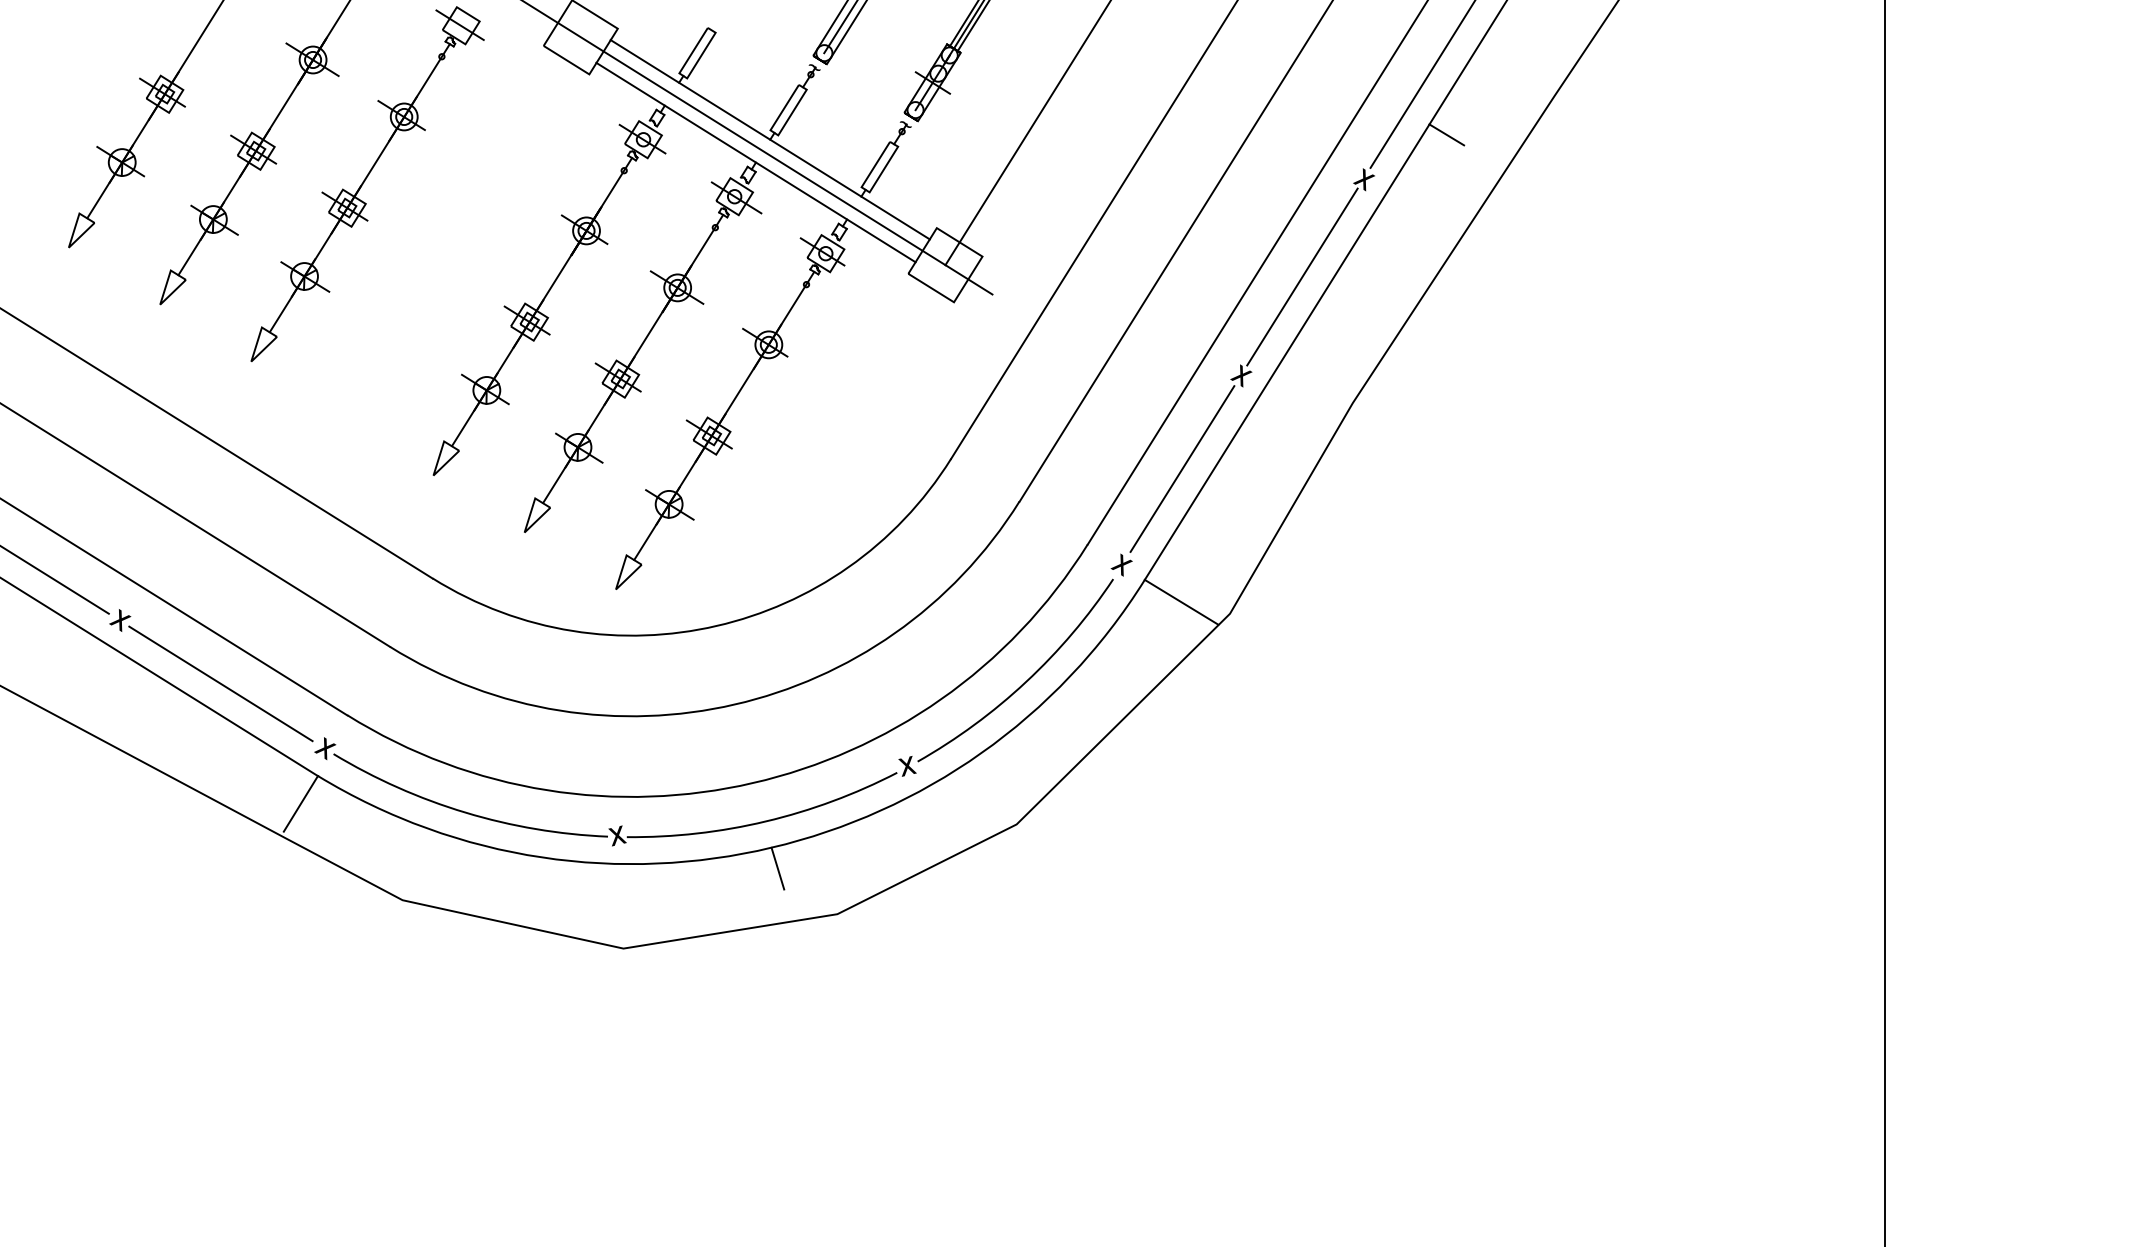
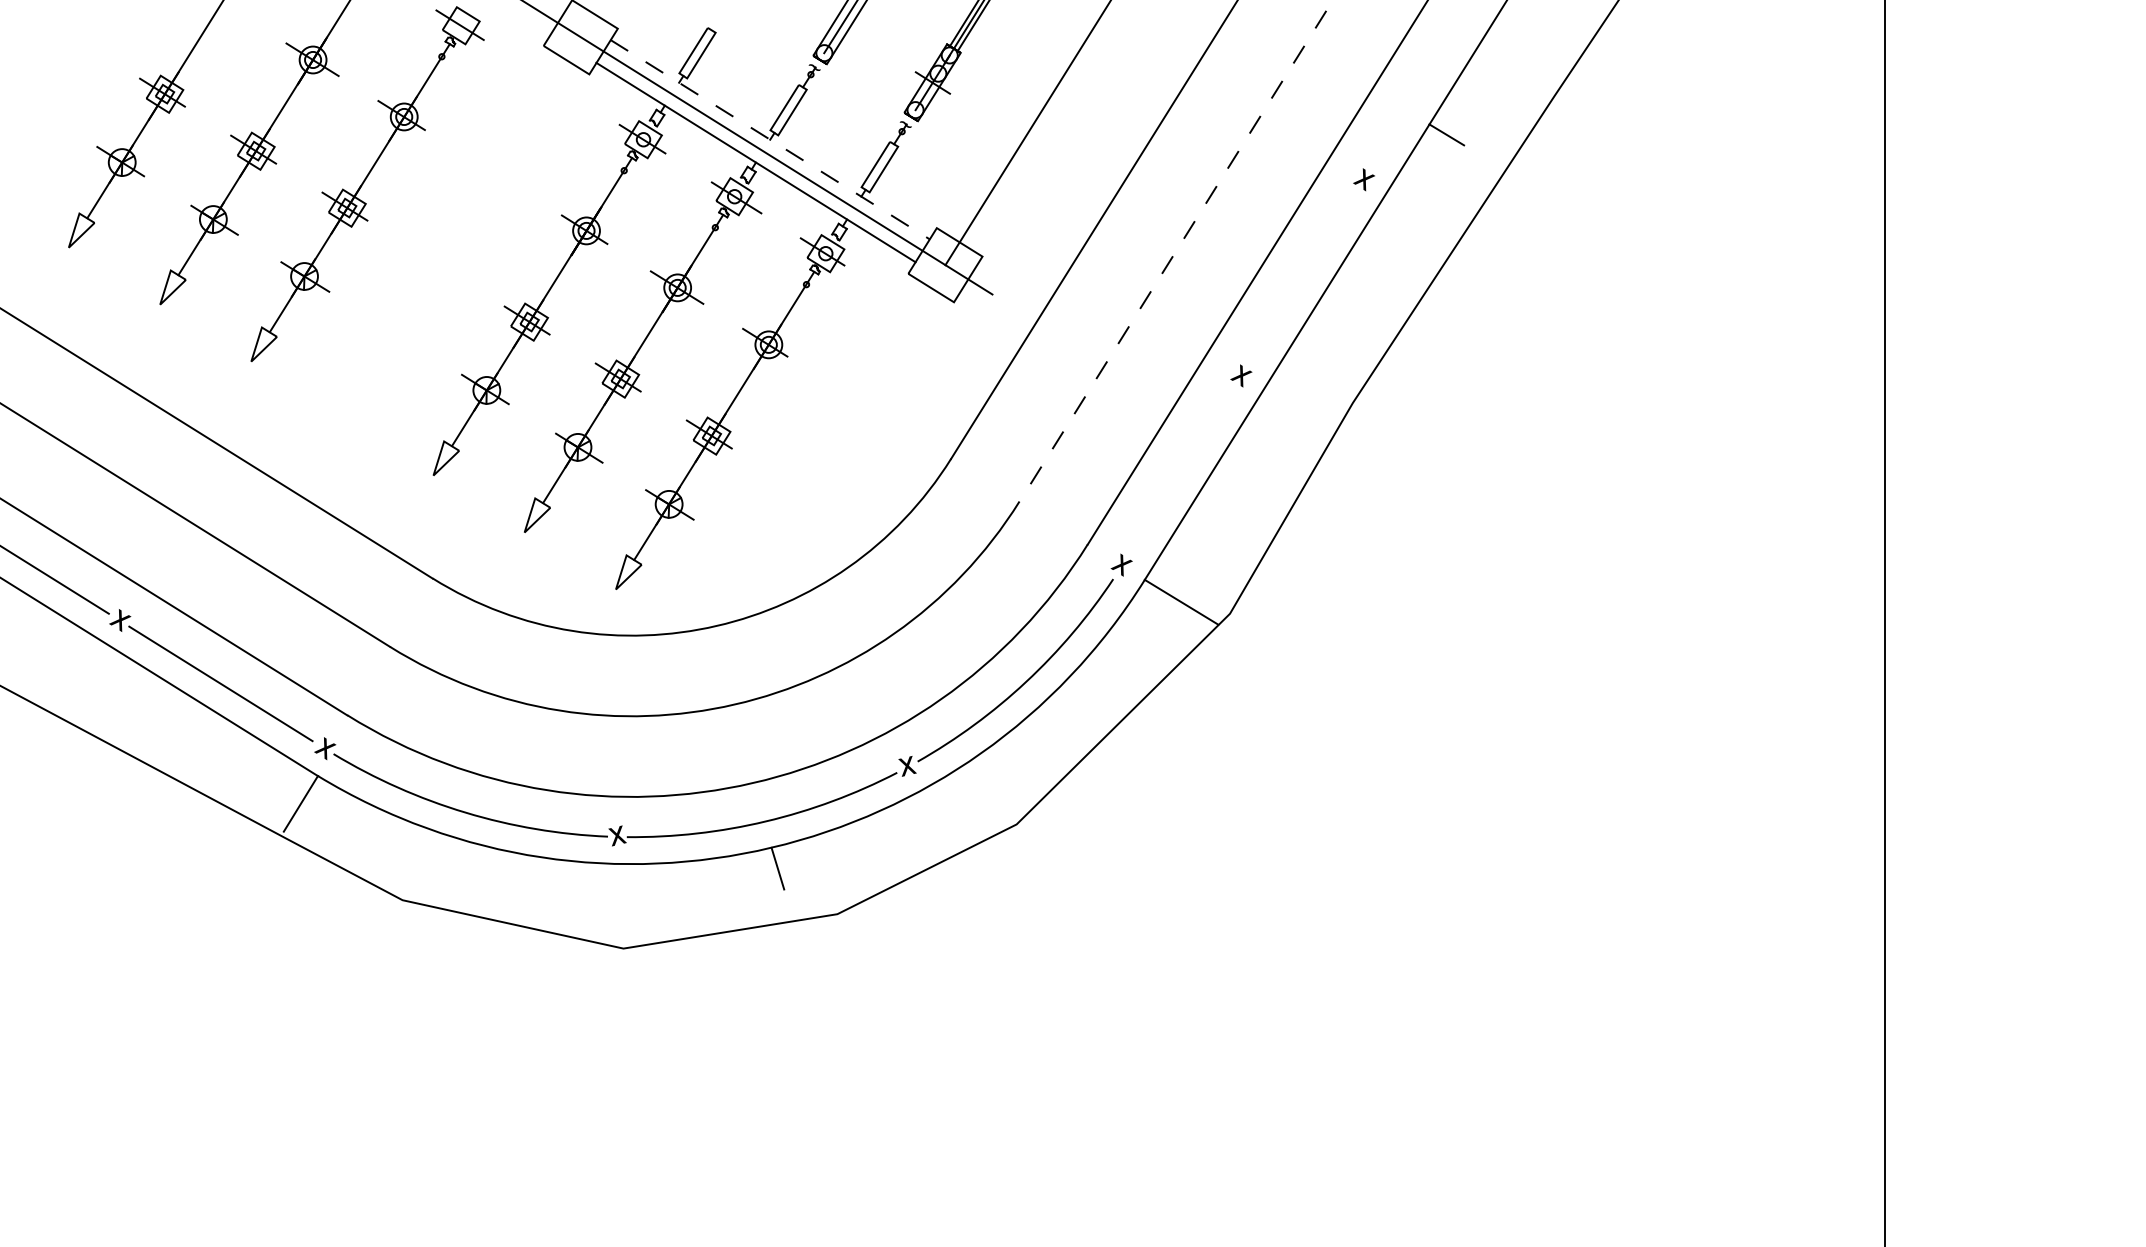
line: present -> none (1421, 84)
line: solid -> dashed (770, 139)
line: solid -> dashed (1175, 251)
line: present -> none (1302, 276)
line: present -> none (1182, 468)
